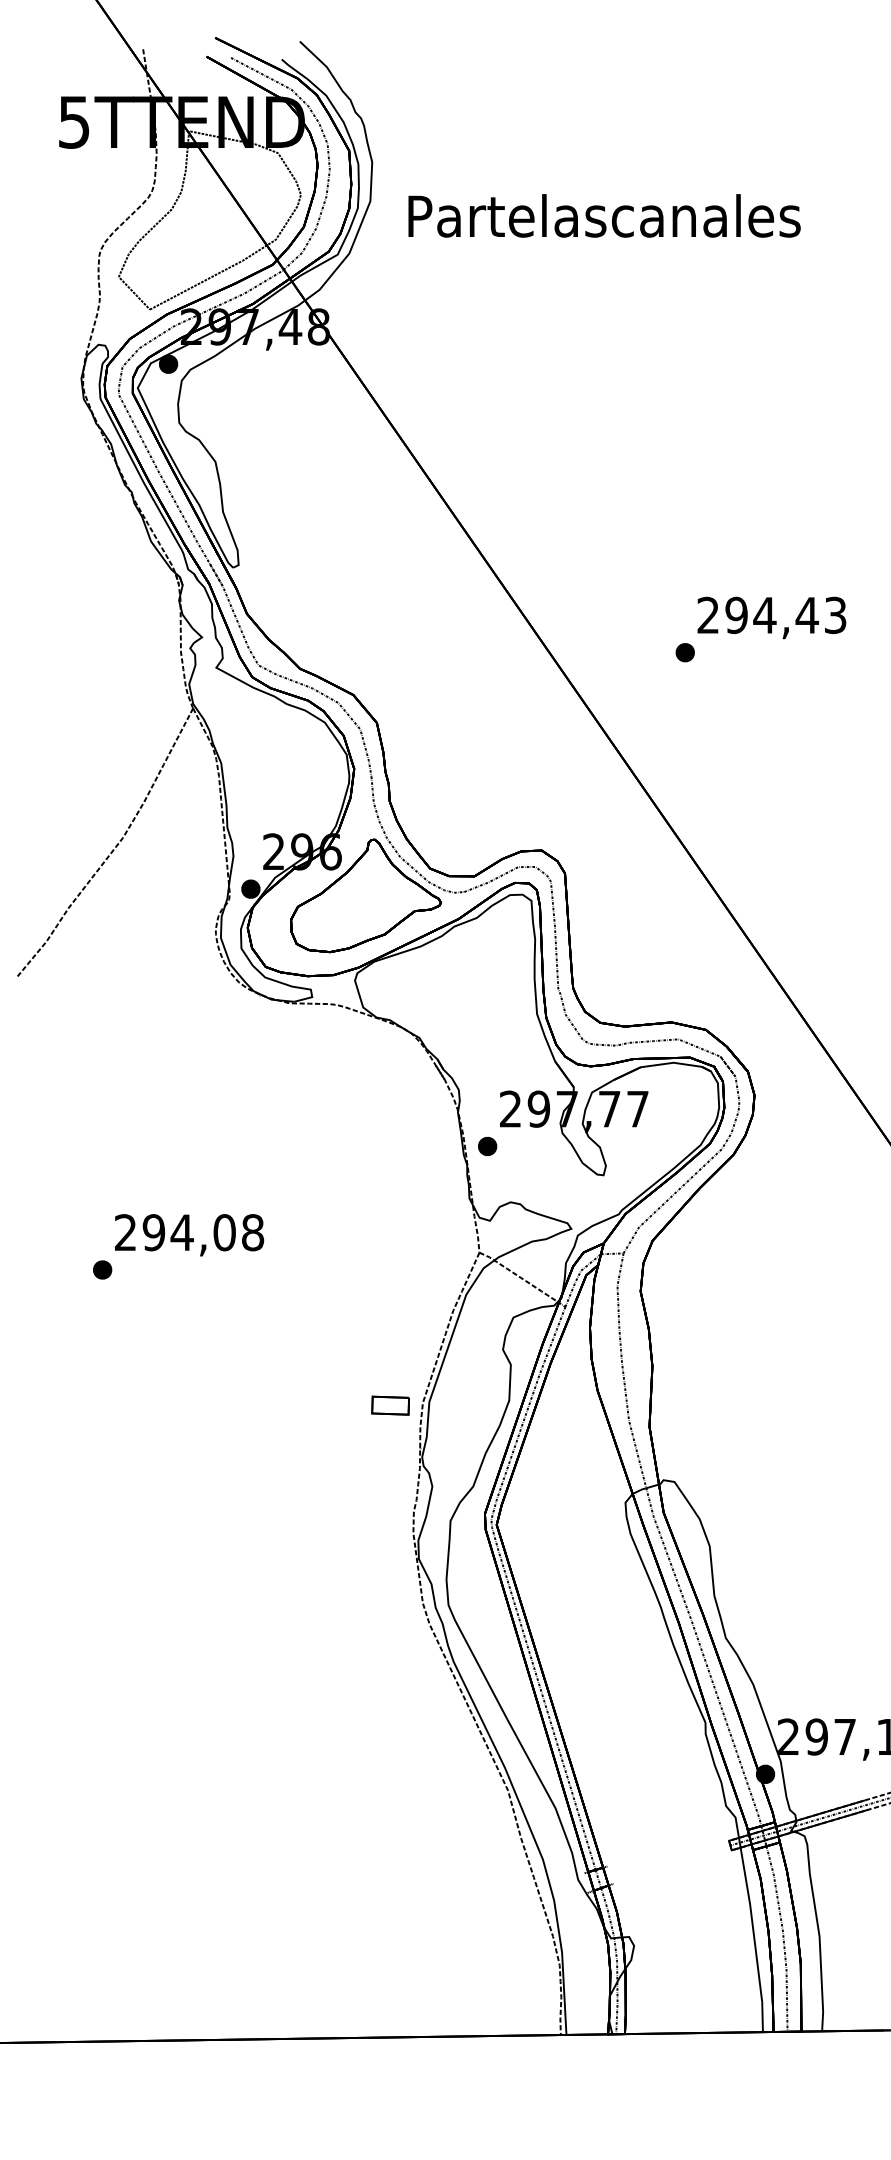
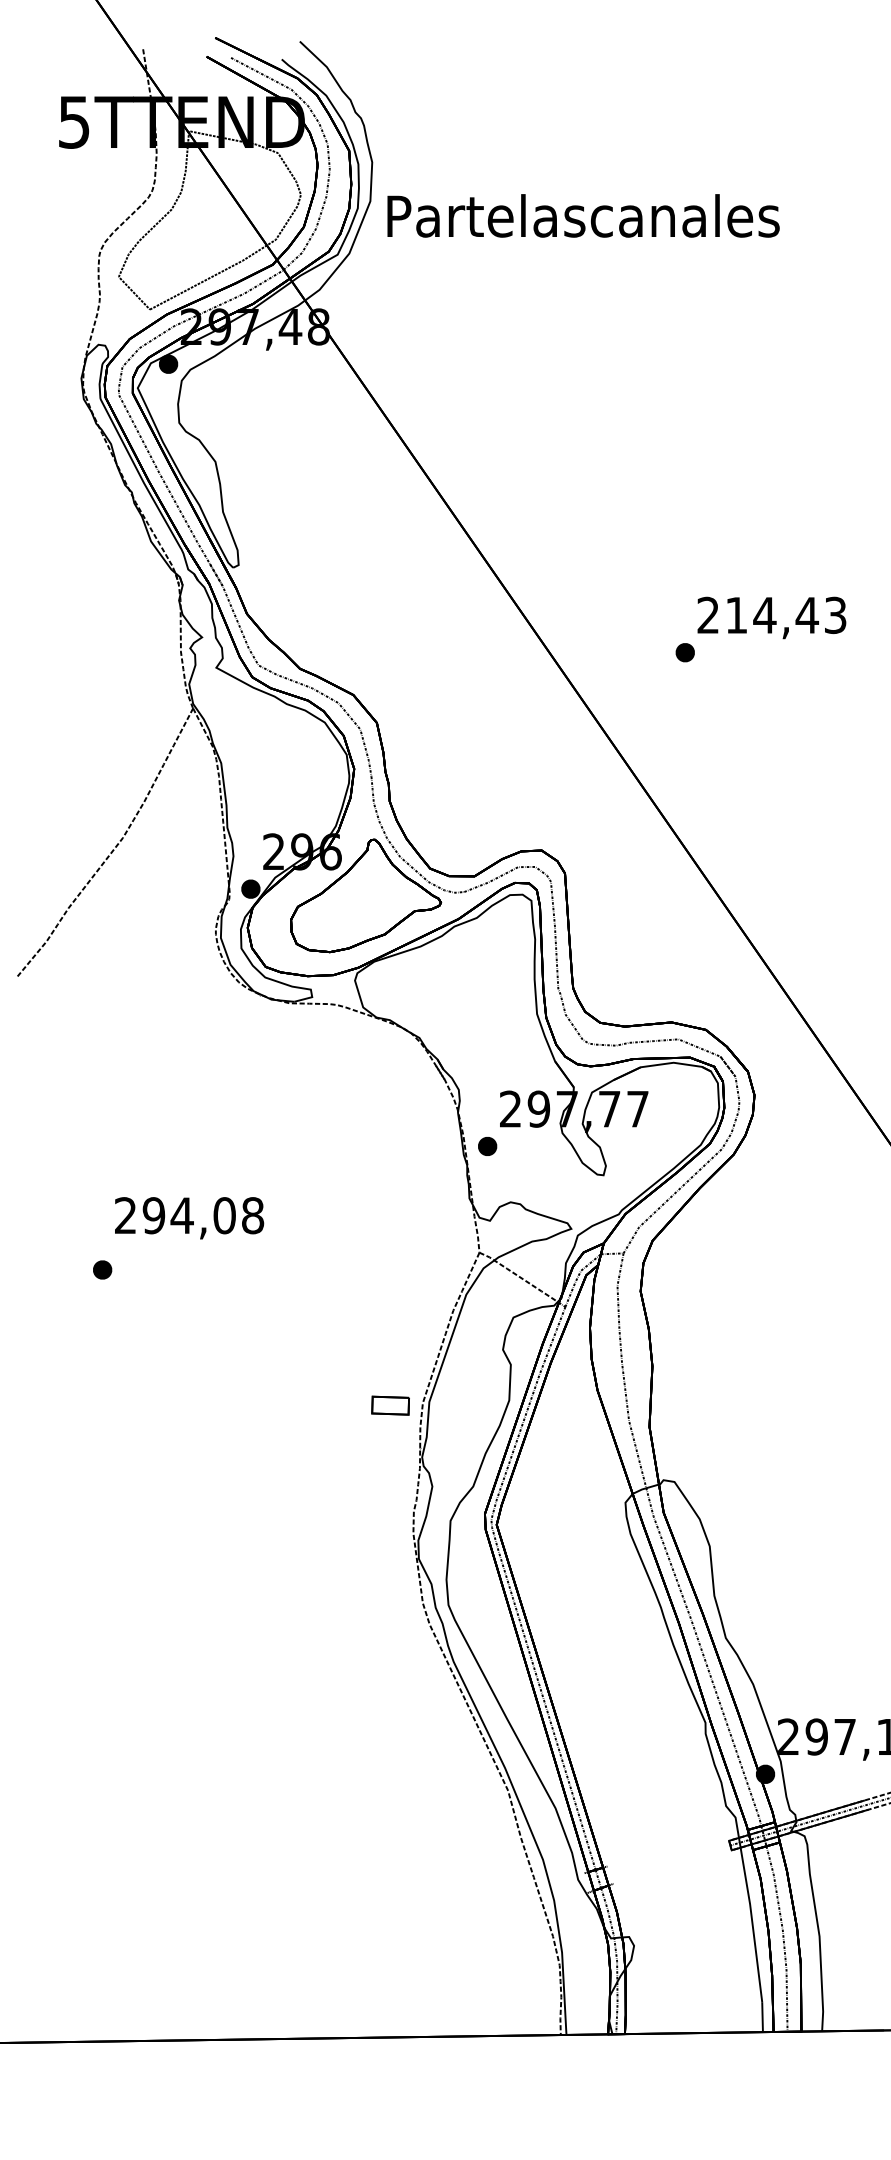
text position: (604, 215) -> (583, 215) (583, 215)
text: 294,43 -> 214,43 (736, 615)
text position: (189, 1235) -> (189, 1218) (189, 1218)
